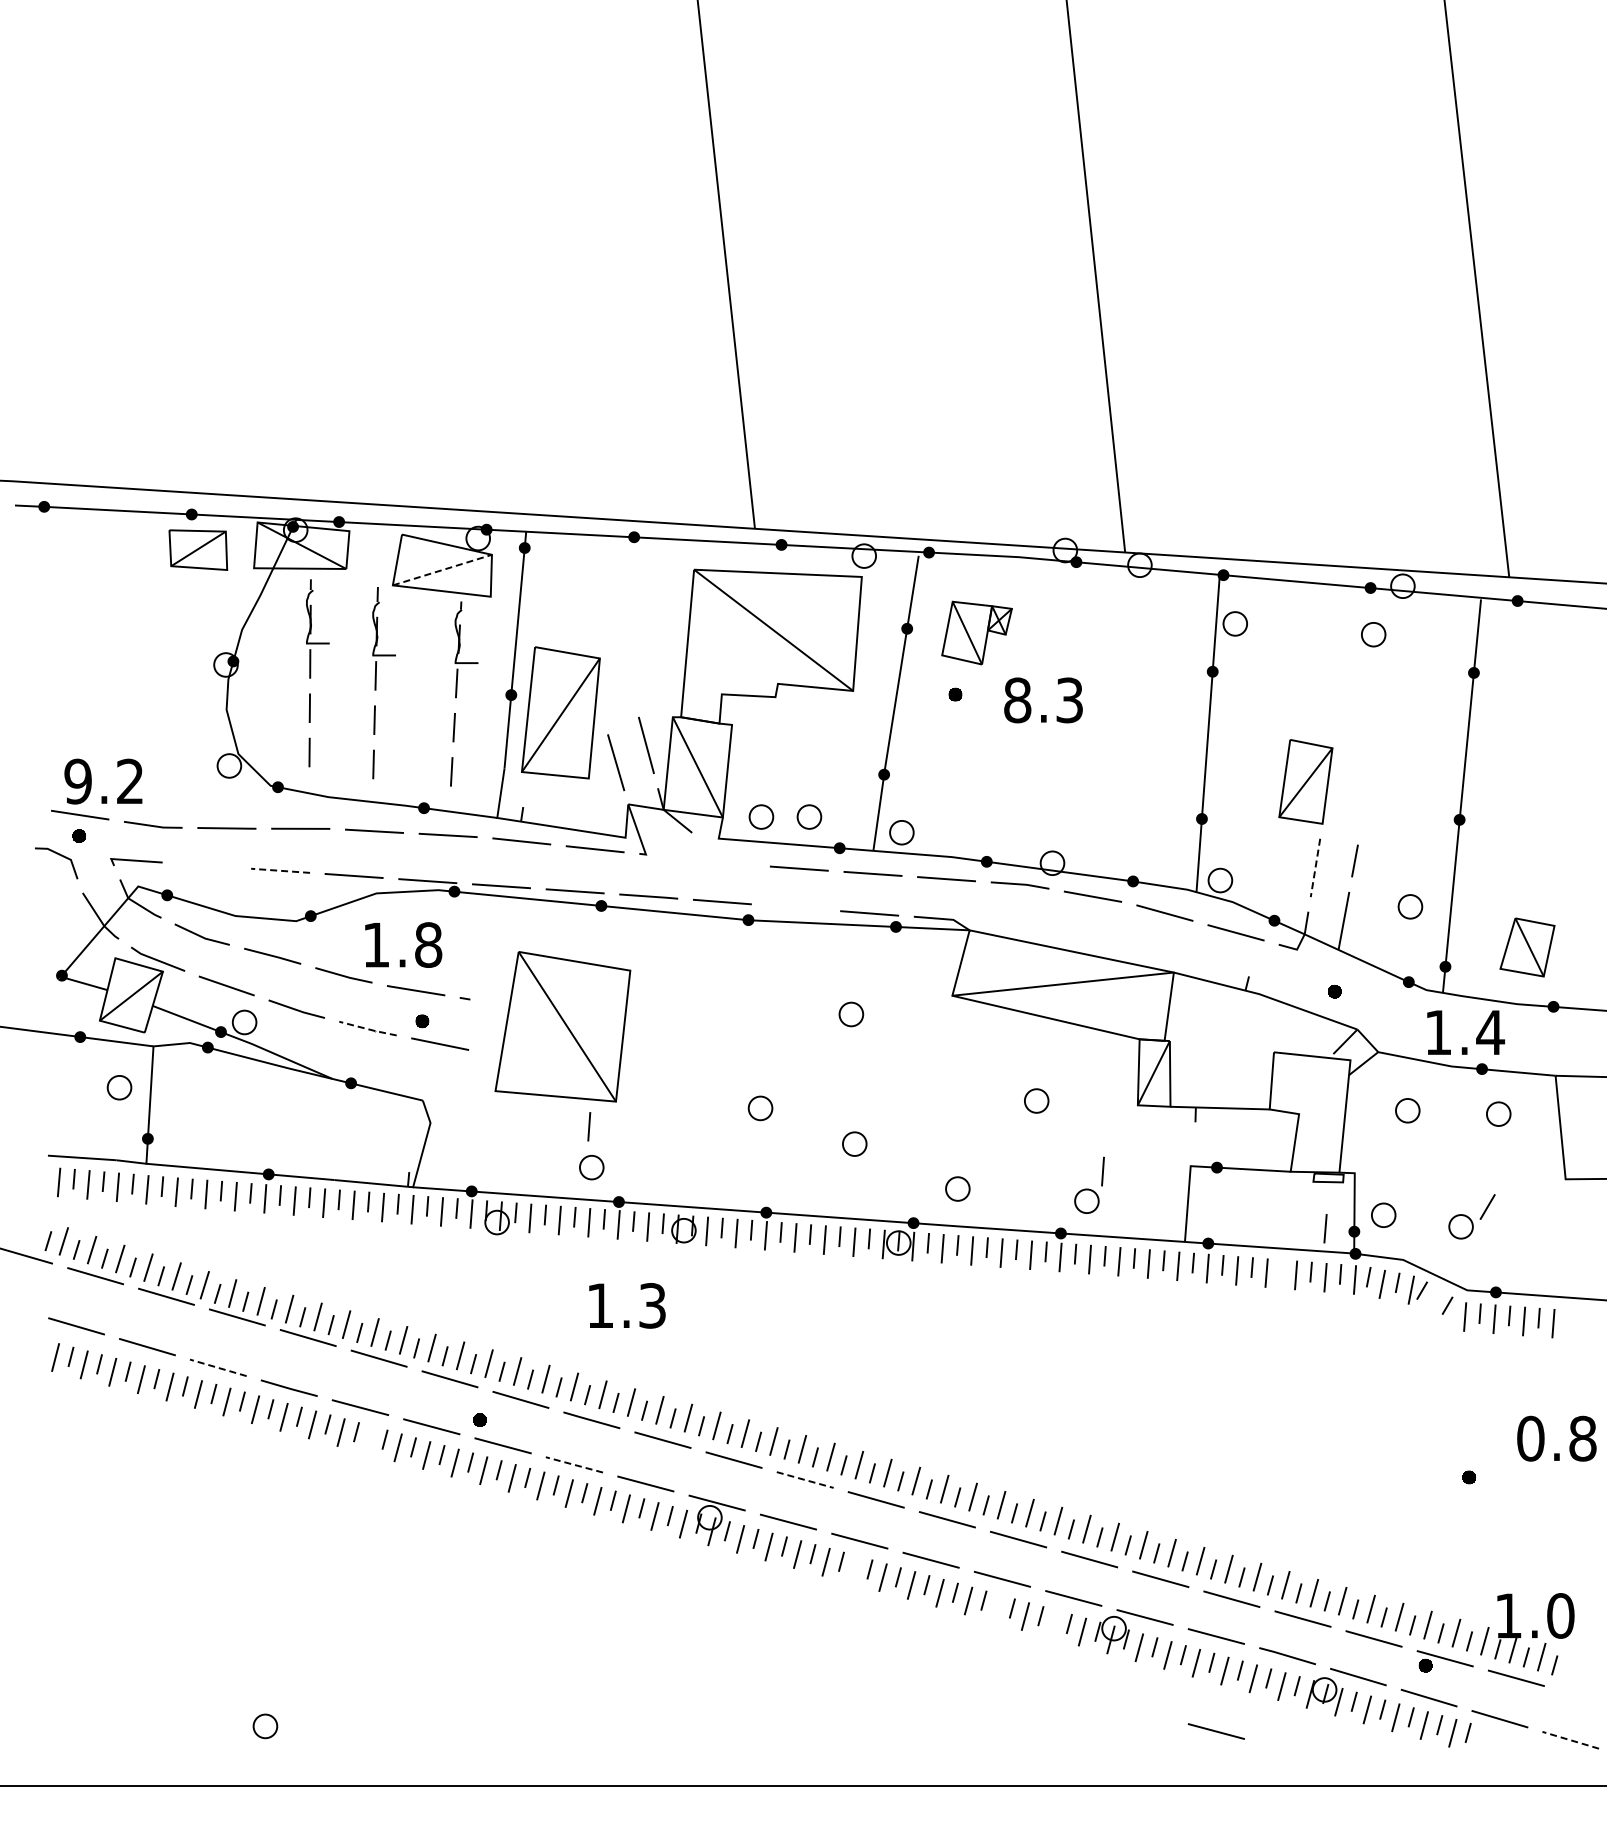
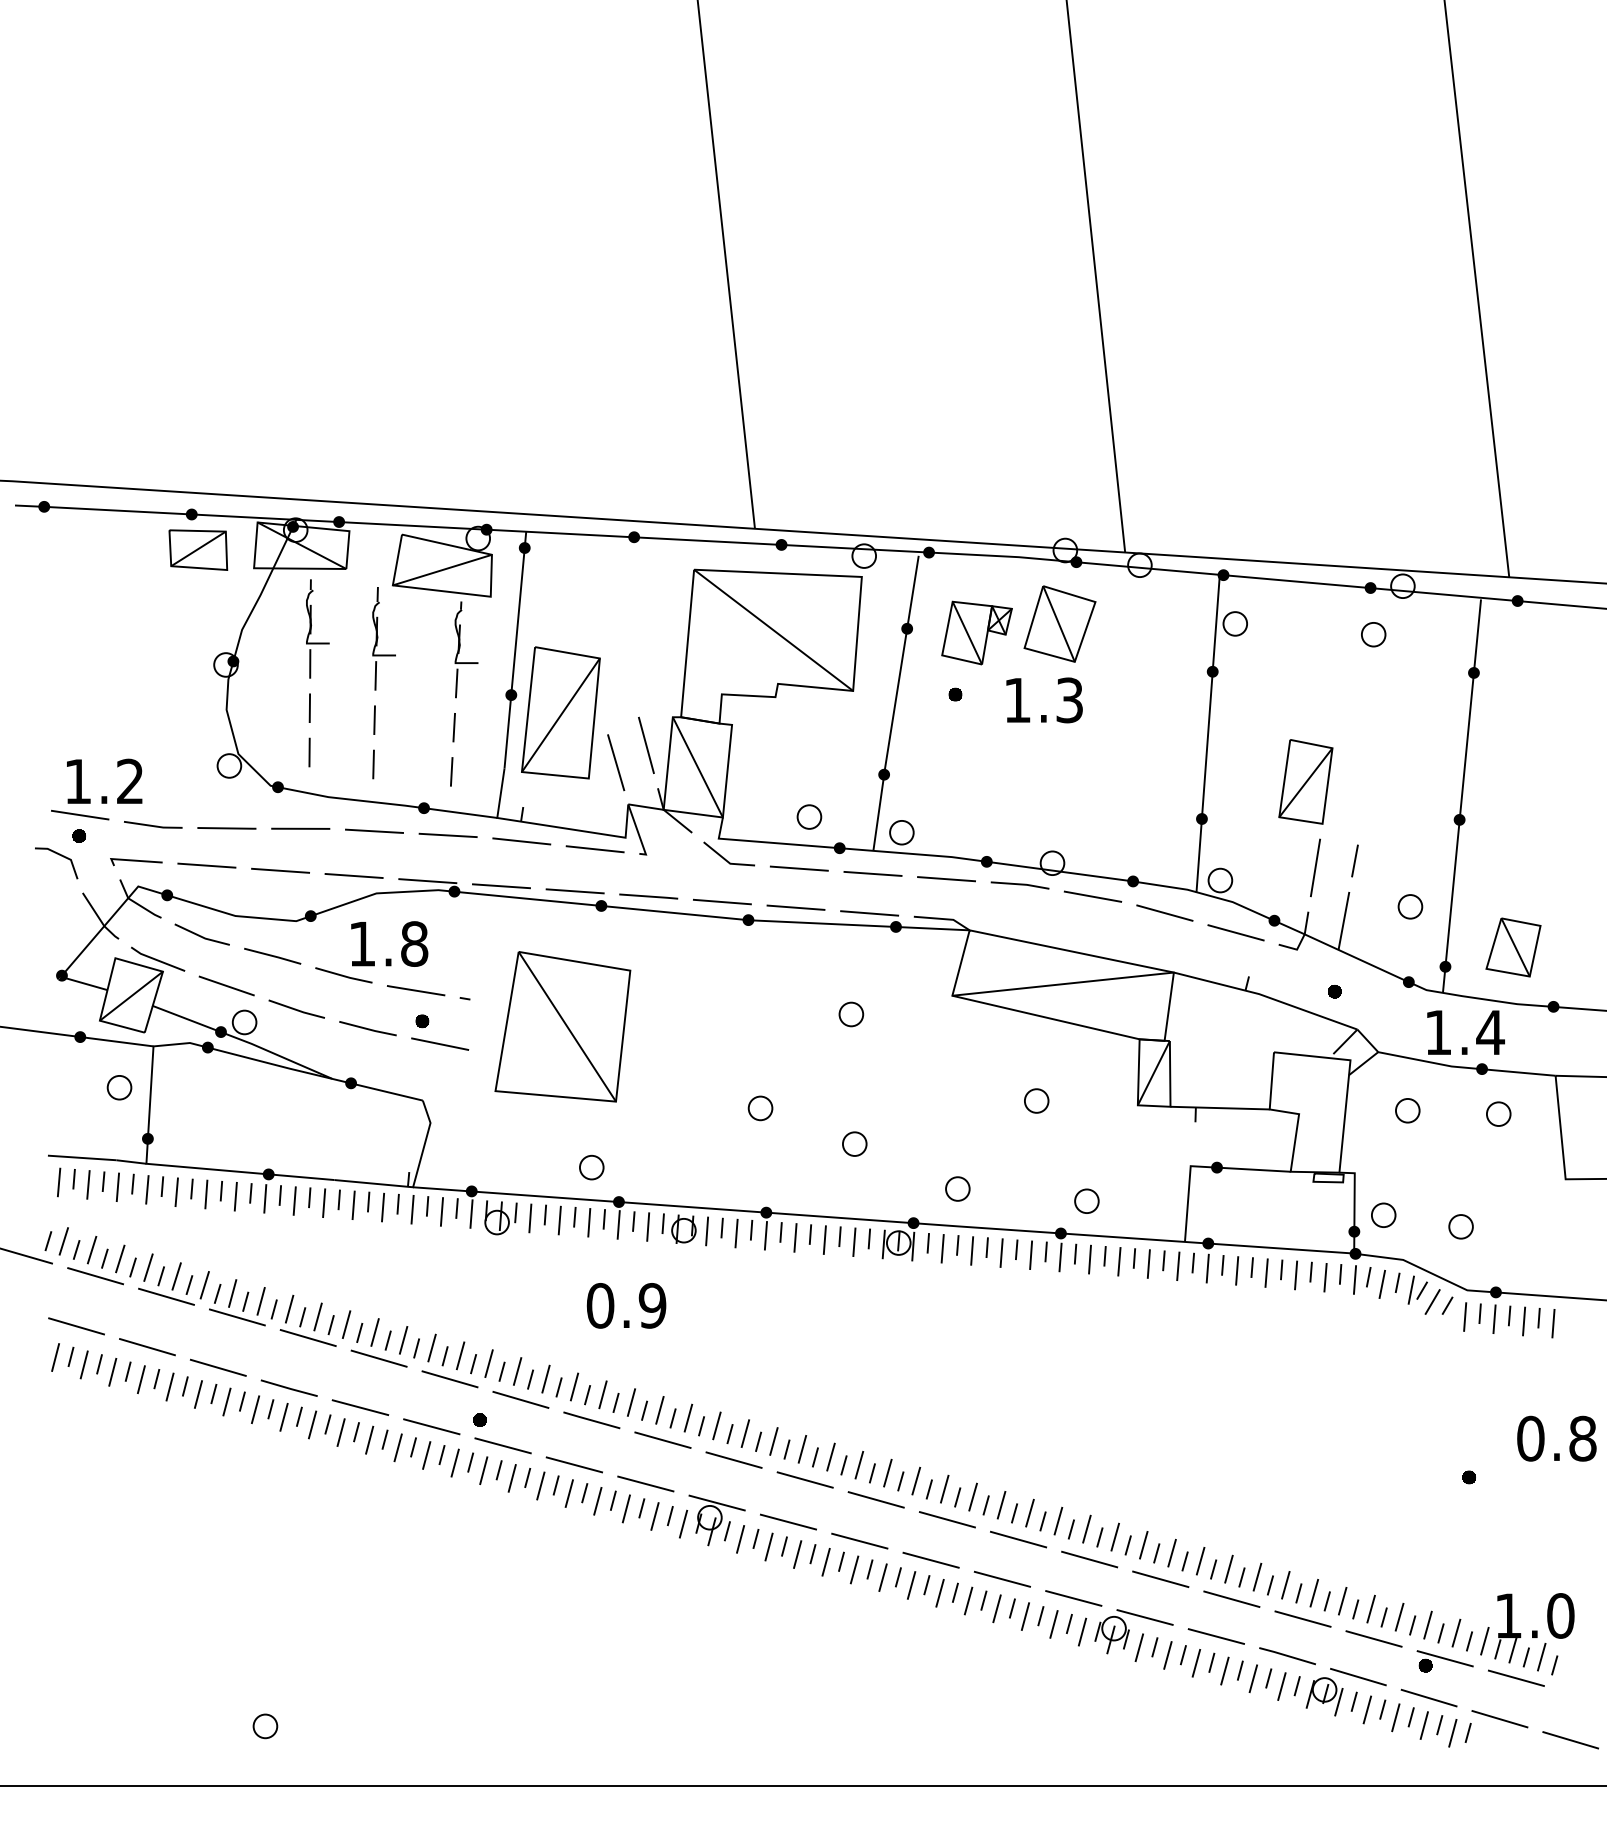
line: dashed -> solid (442, 570)
part: none -> present (1059, 623)
text: 8.3 -> 1.3 (1017, 700)
text: 9.2 -> 1.2 (77, 781)
part: present -> none (761, 816)
line: none -> present (724, 857)
line: none -> present (206, 865)
line: dashed -> solid (1315, 867)
line: dashed -> solid (280, 870)
line: none -> present (795, 907)
text position: (403, 944) -> (389, 943) (389, 943)
part position: (1527, 947) -> (1513, 947) (1513, 947)
line: dashed -> solid (368, 1029)
line: present -> none (589, 1126)
line: present -> none (1102, 1171)
line position: (1487, 1206) -> (1432, 1301) (1432, 1301)
line: present -> none (1325, 1228)
line: none -> present (1281, 1269)
text: 1.3 -> 0.9 (626, 1305)
line: dashed -> solid (218, 1367)
line: none -> present (369, 1439)
line: dashed -> solid (574, 1464)
line: dashed -> solid (805, 1480)
line: none -> present (854, 1569)
line: none -> present (996, 1608)
line: none -> present (1053, 1624)
line: present -> none (1215, 1731)
line: dashed -> solid (1570, 1740)
